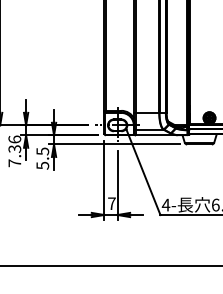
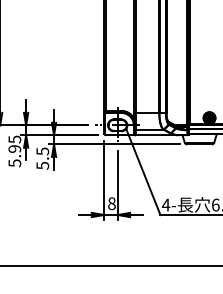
text: 7.36 -> 5.95 (14, 151)
text: 7 -> 8 (111, 203)
